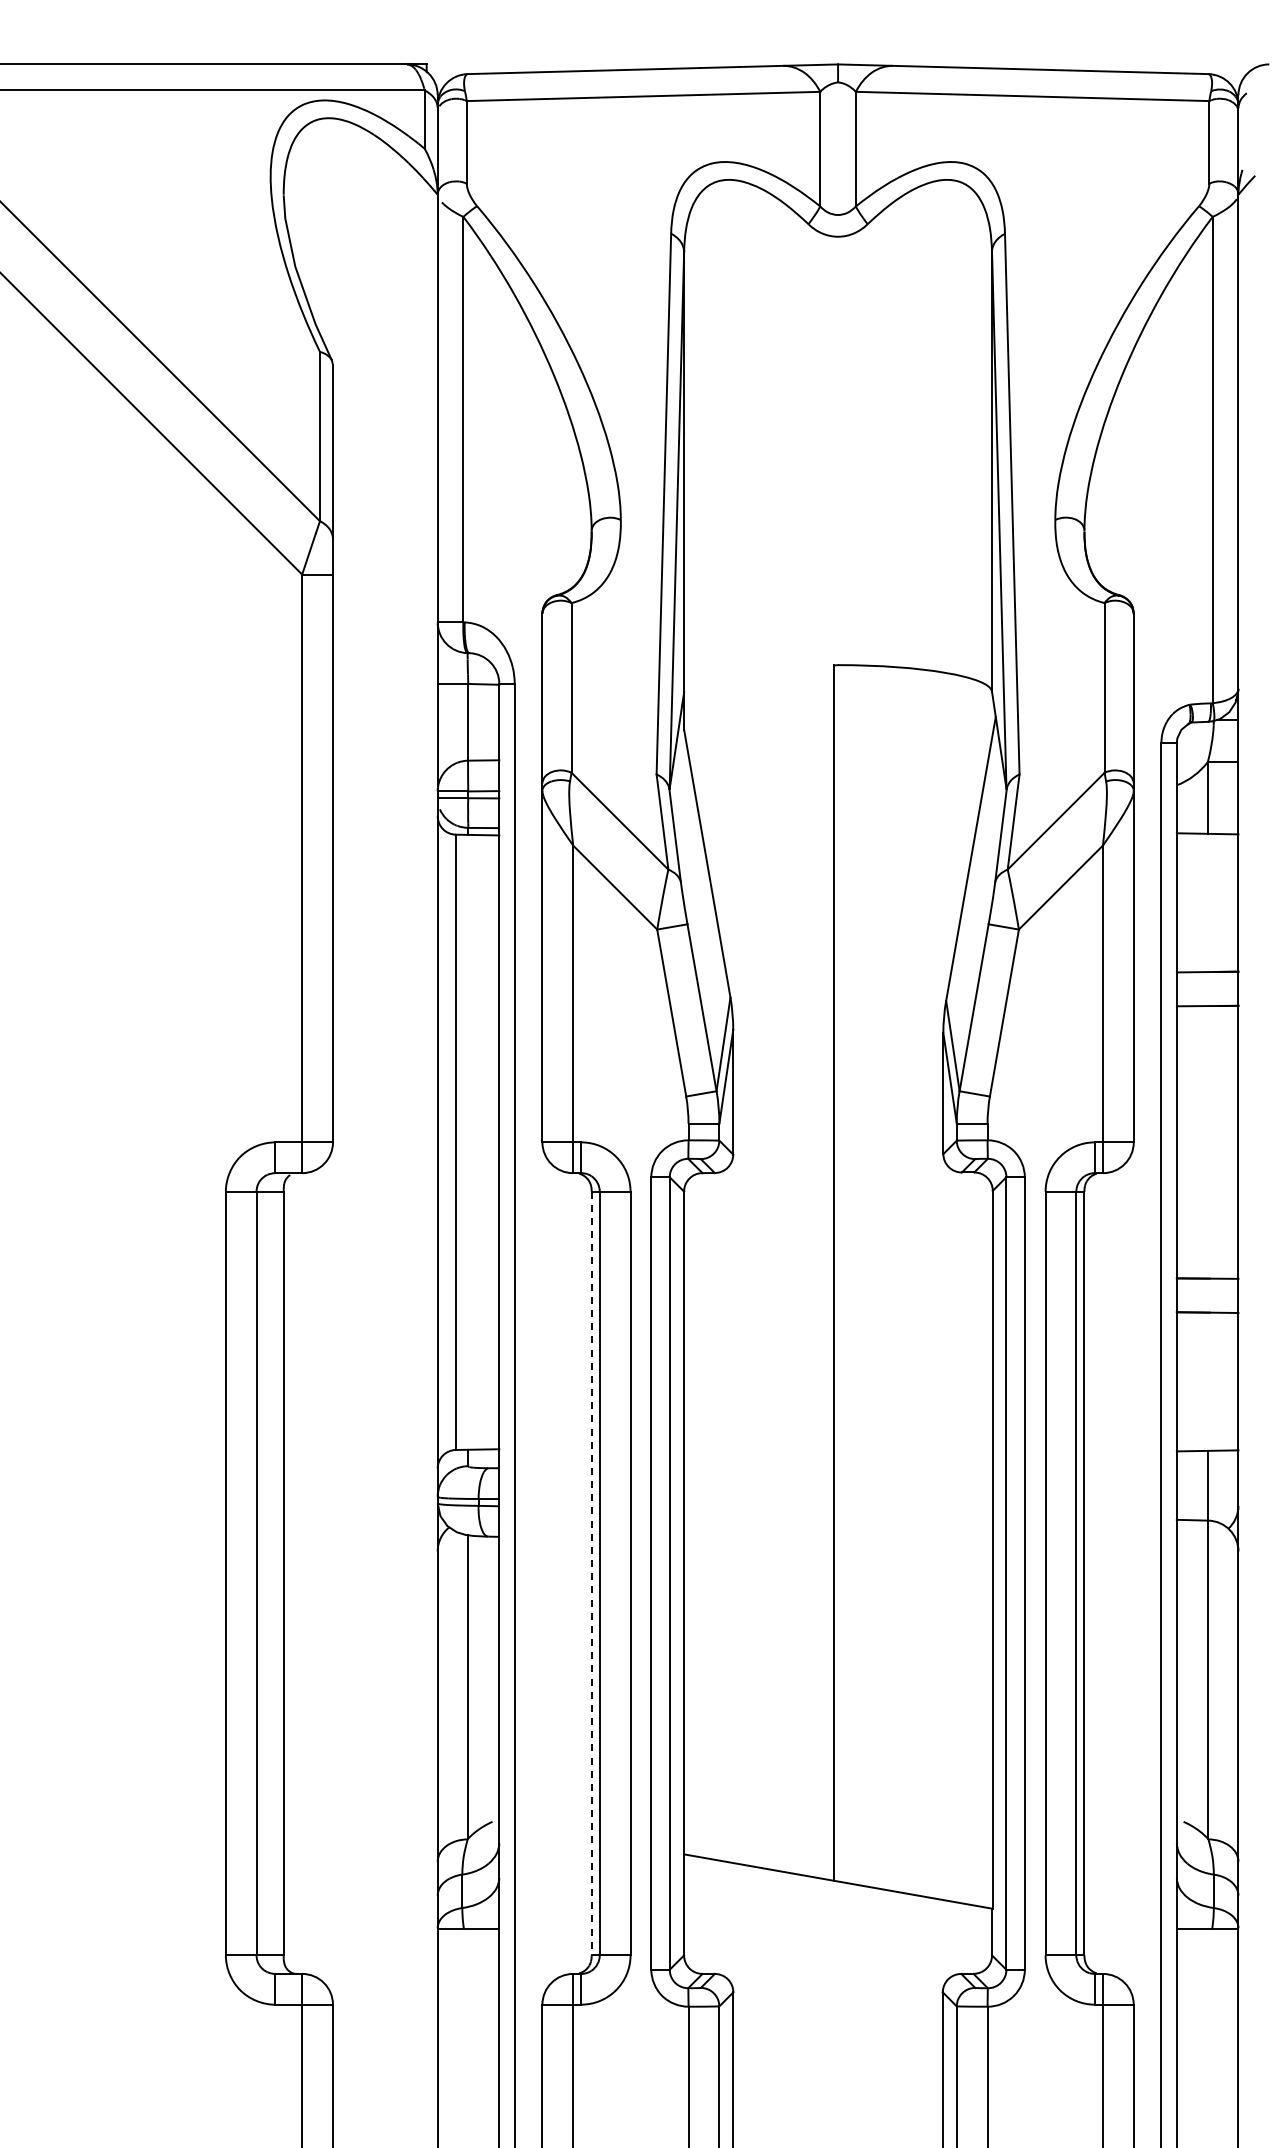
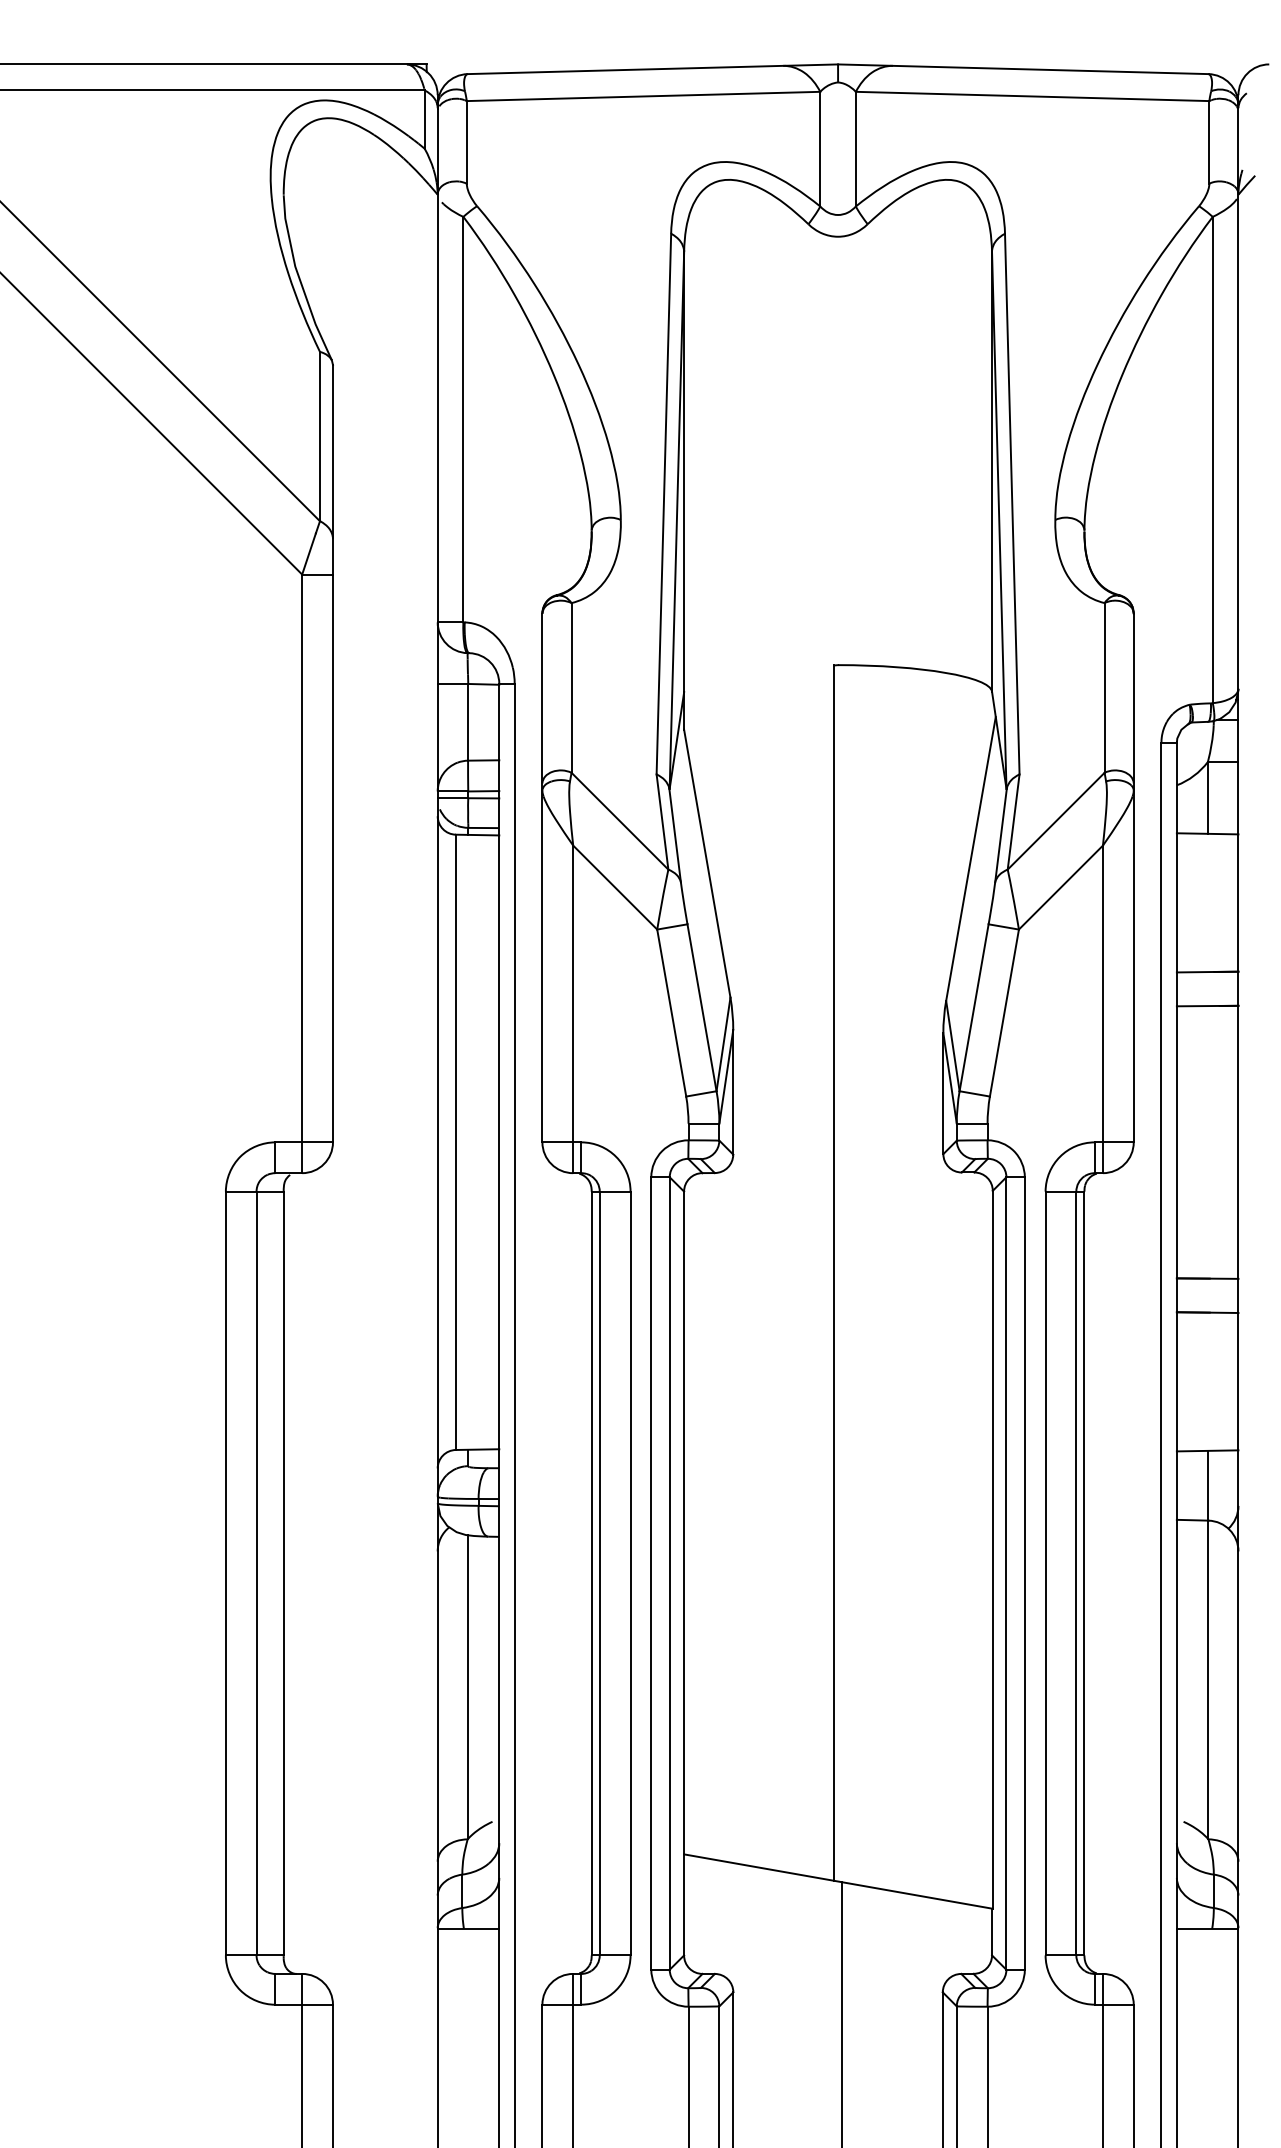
line: dashed -> solid (591, 1573)
line: none -> present (842, 2013)
